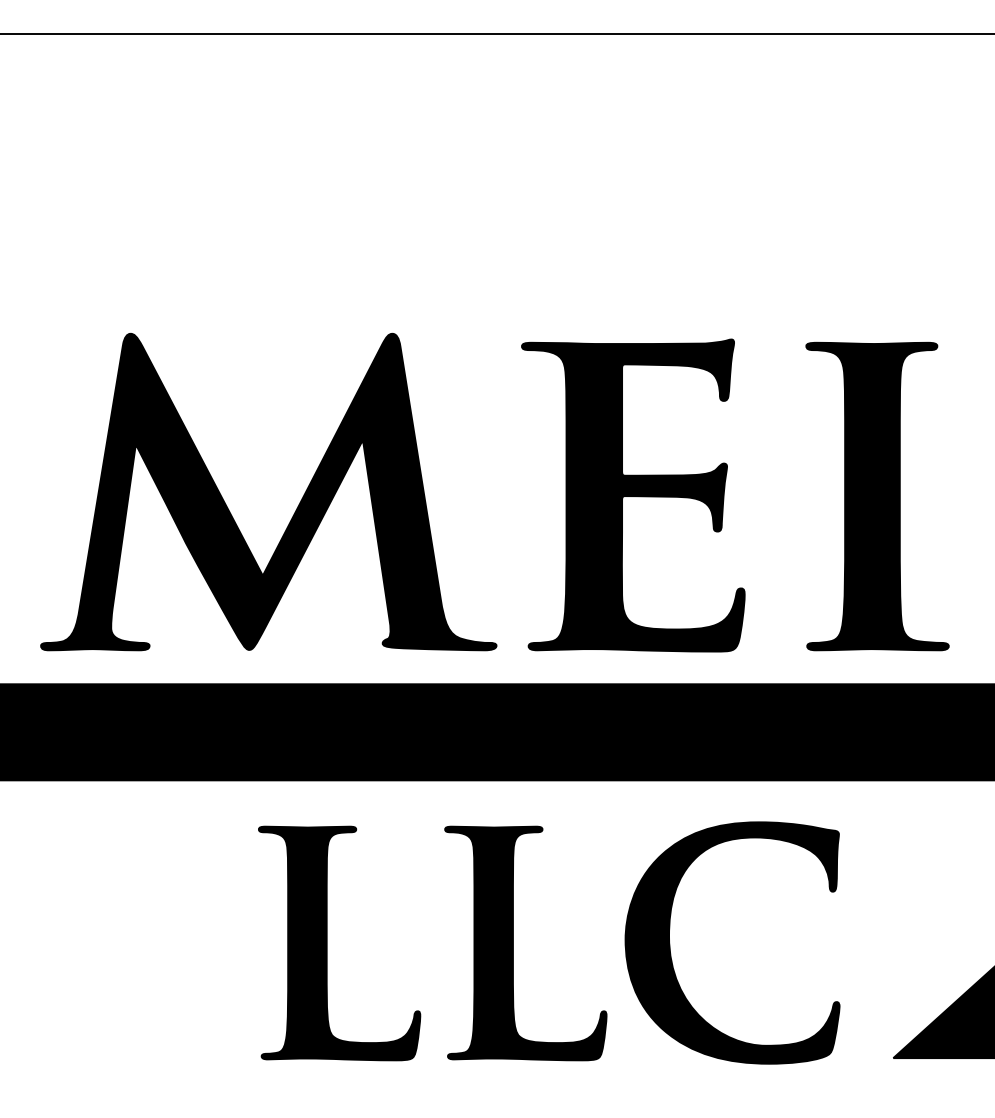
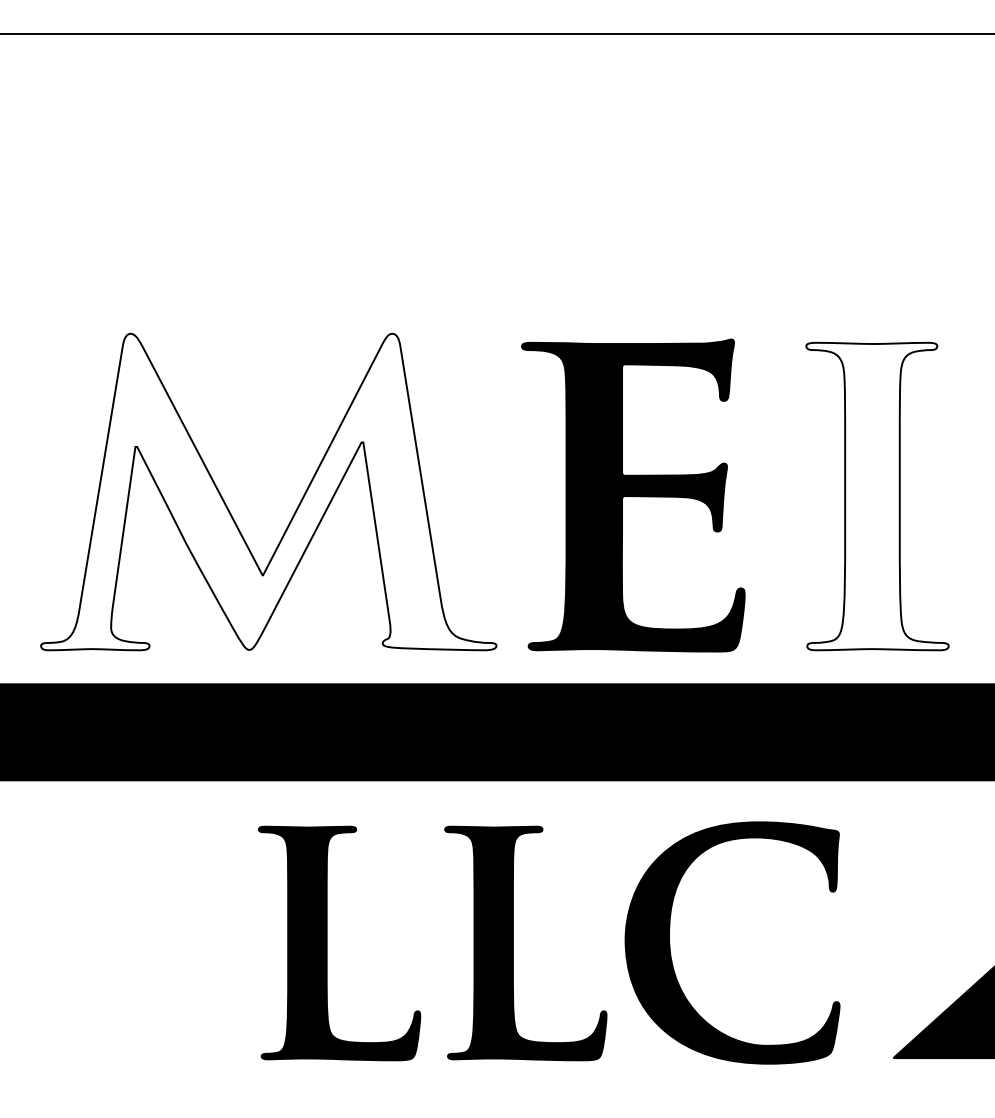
fill: present -> none (268, 491)
fill: present -> none (877, 496)
